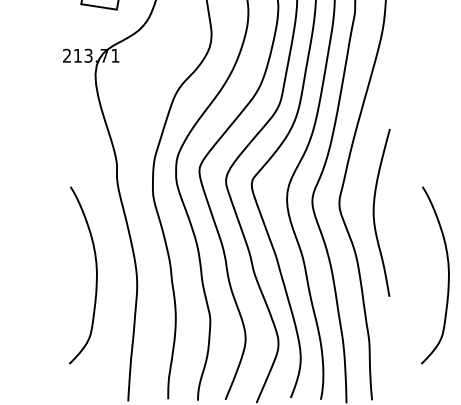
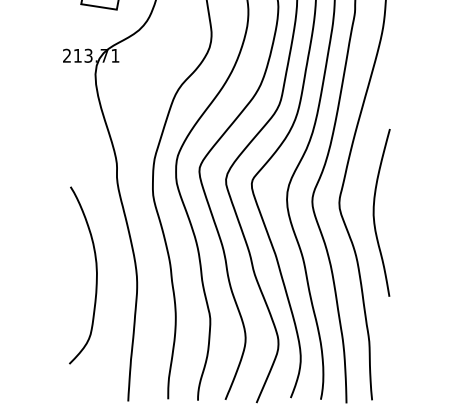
curve: present -> none (448, 275)
